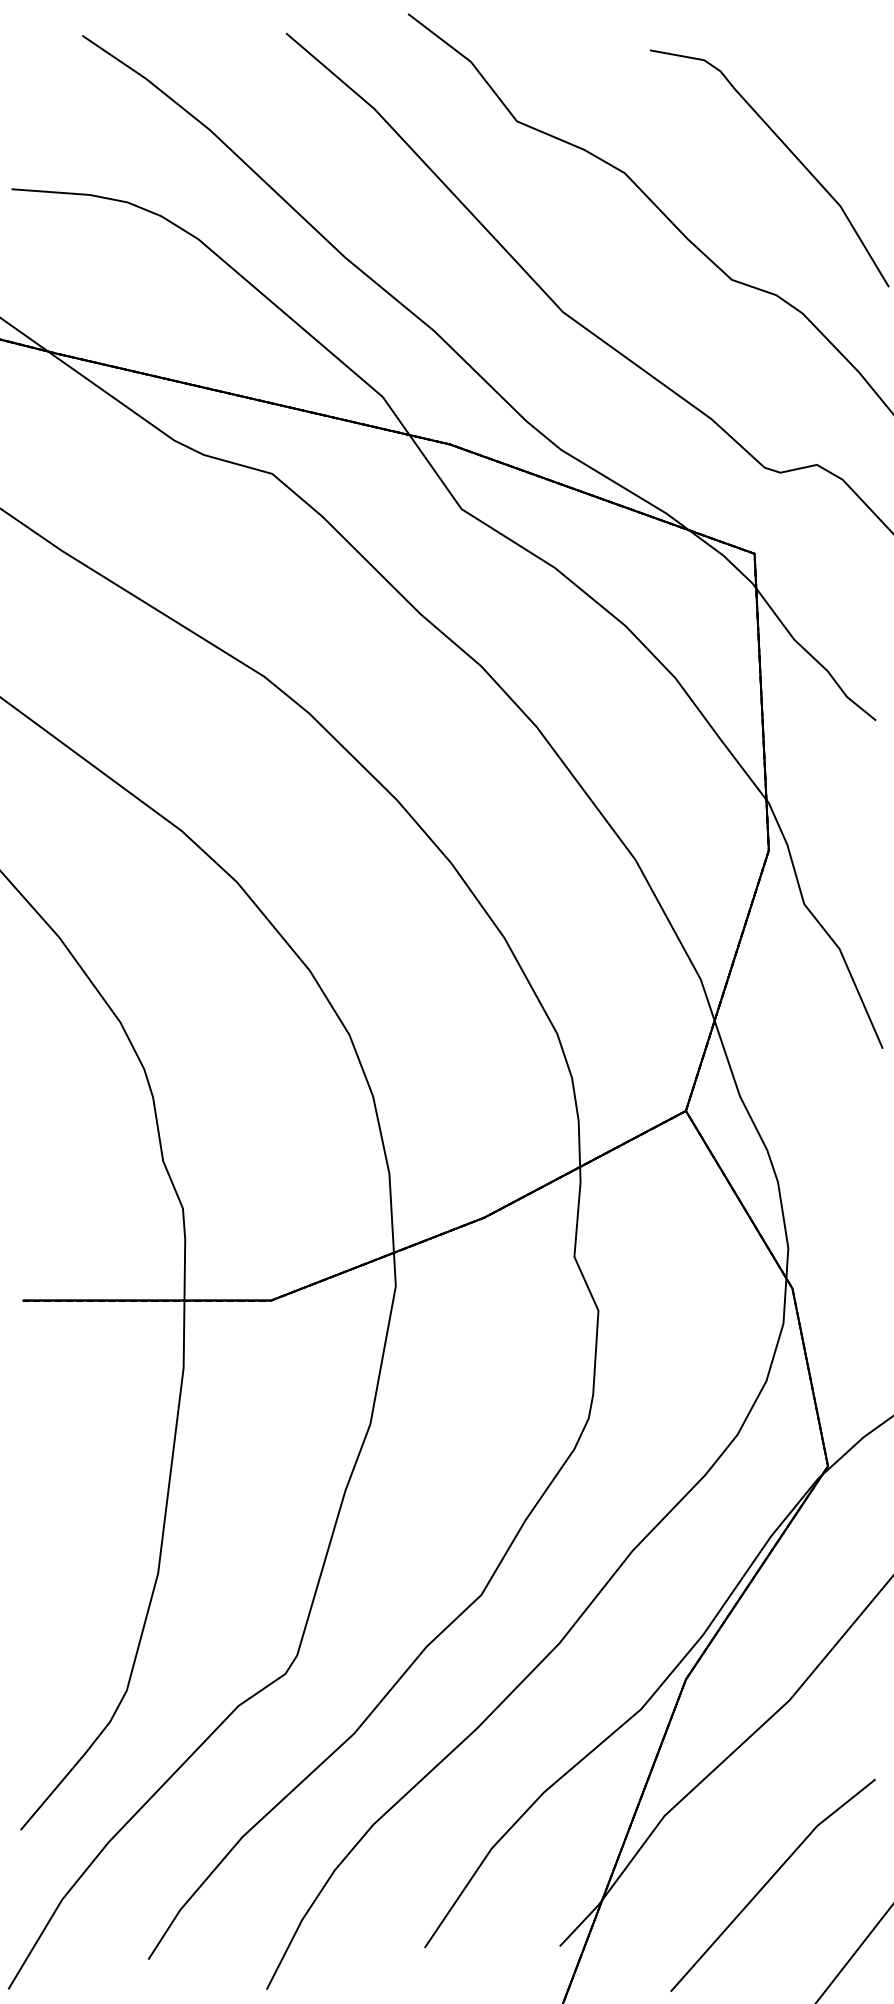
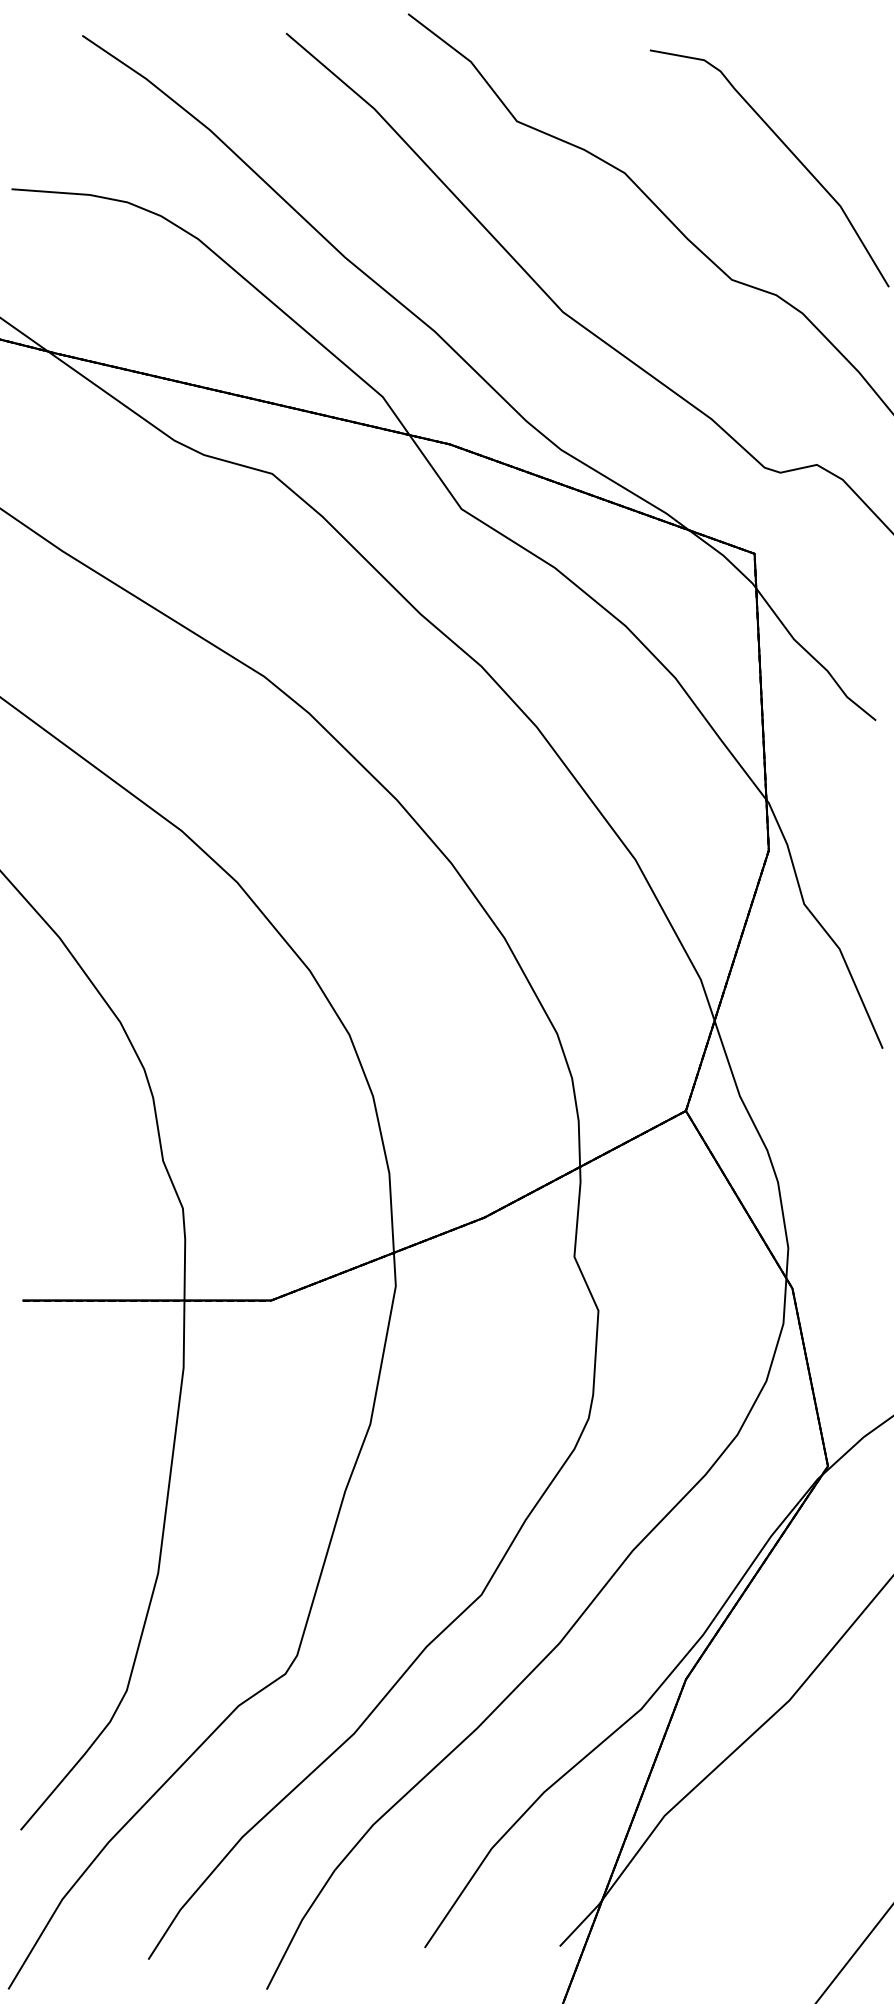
line: present -> none (769, 1881)
